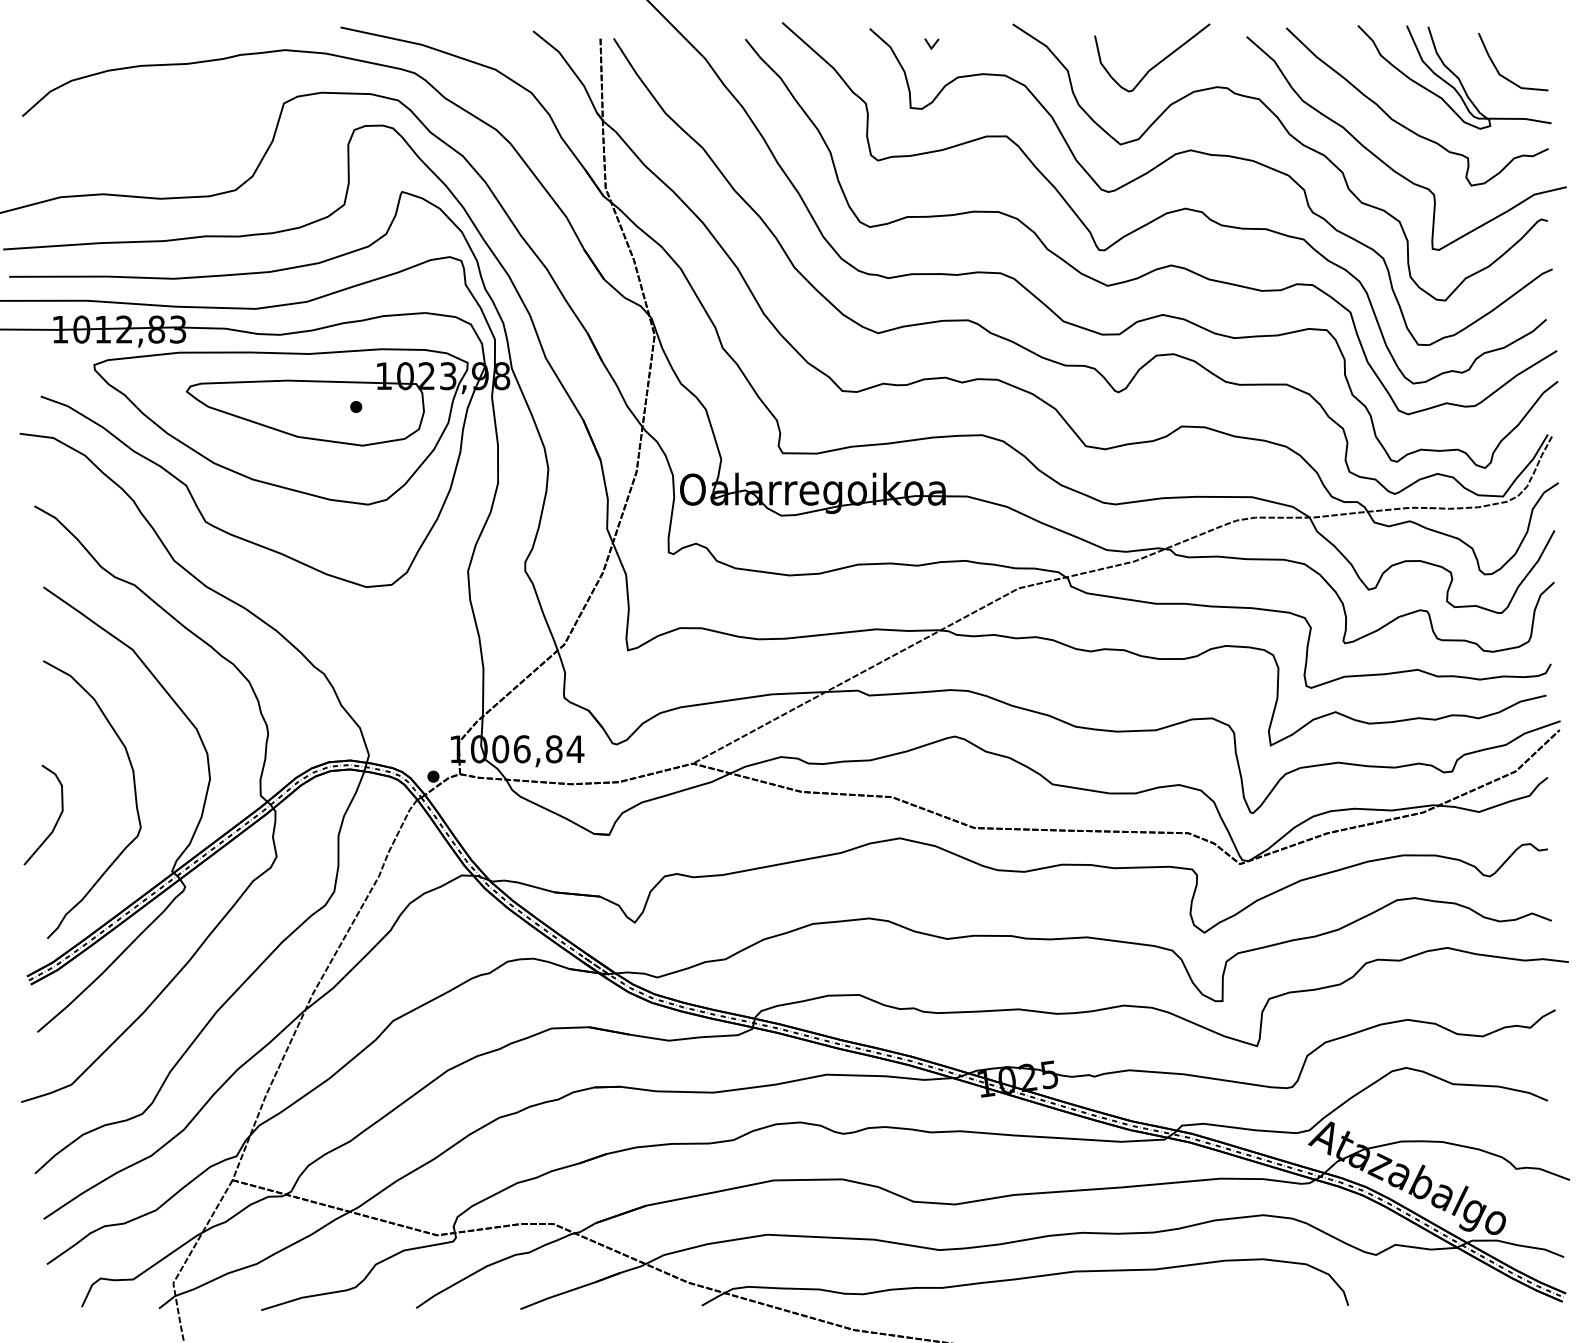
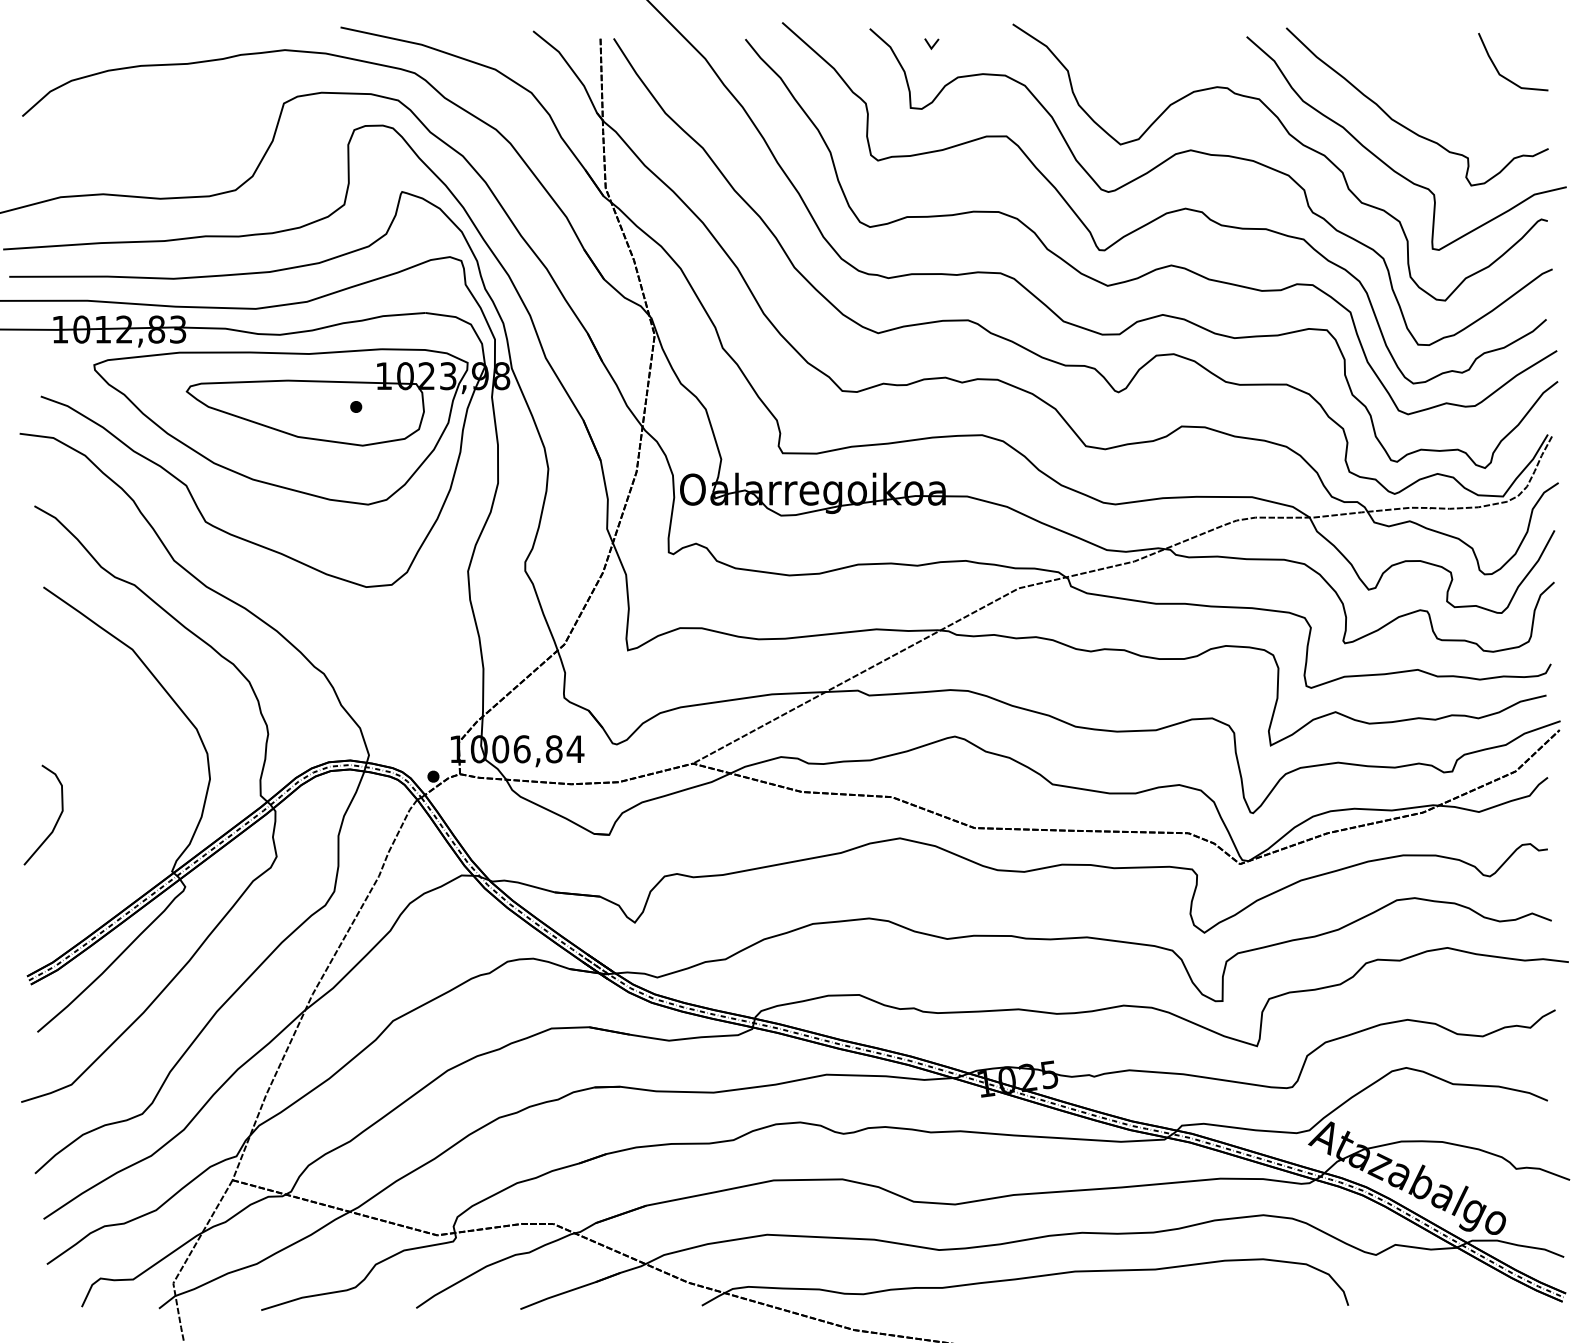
curve: present -> none (1155, 64)
part: present -> none (1454, 77)
curve: present -> none (134, 795)
